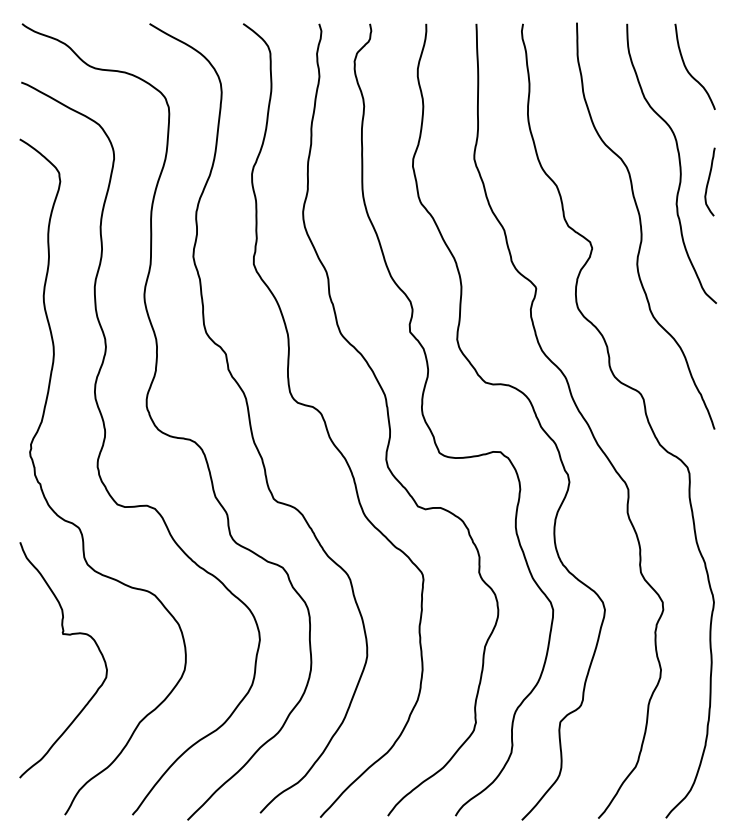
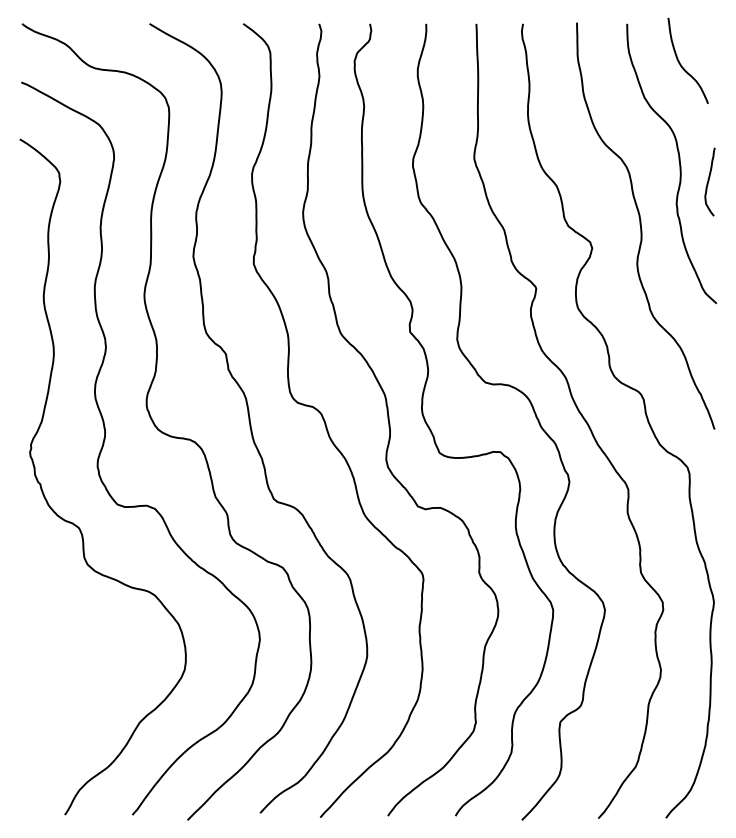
curve position: (688, 70) -> (681, 64) (681, 64)
curve: present -> none (65, 635)
